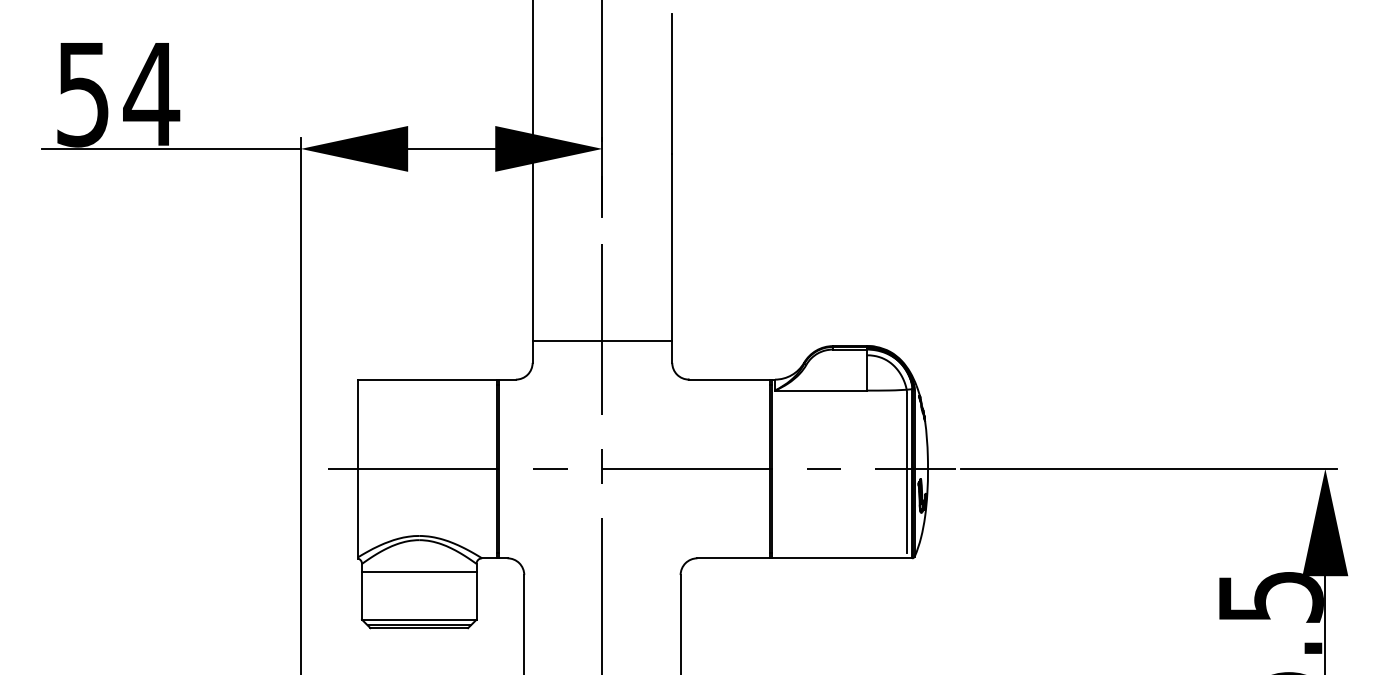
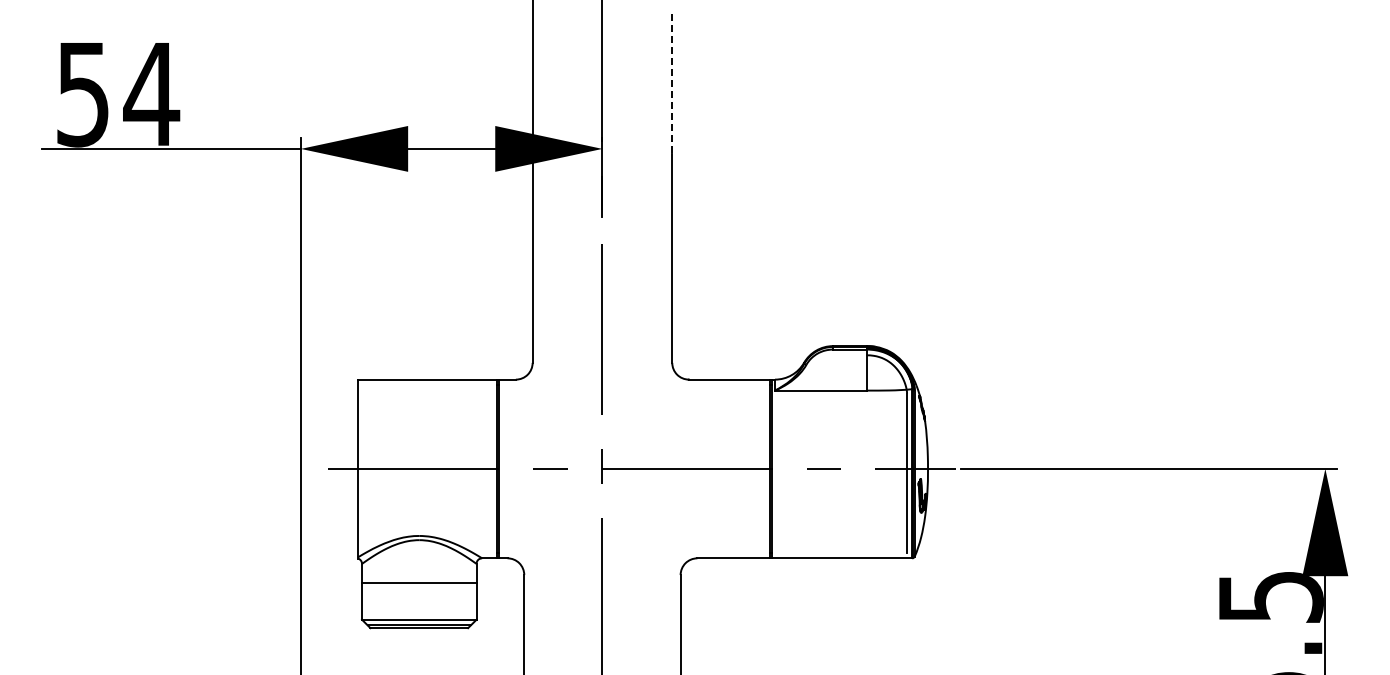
line: solid -> dashed (672, 84)
line: present -> none (602, 340)
line position: (419, 572) -> (419, 583) (419, 583)
